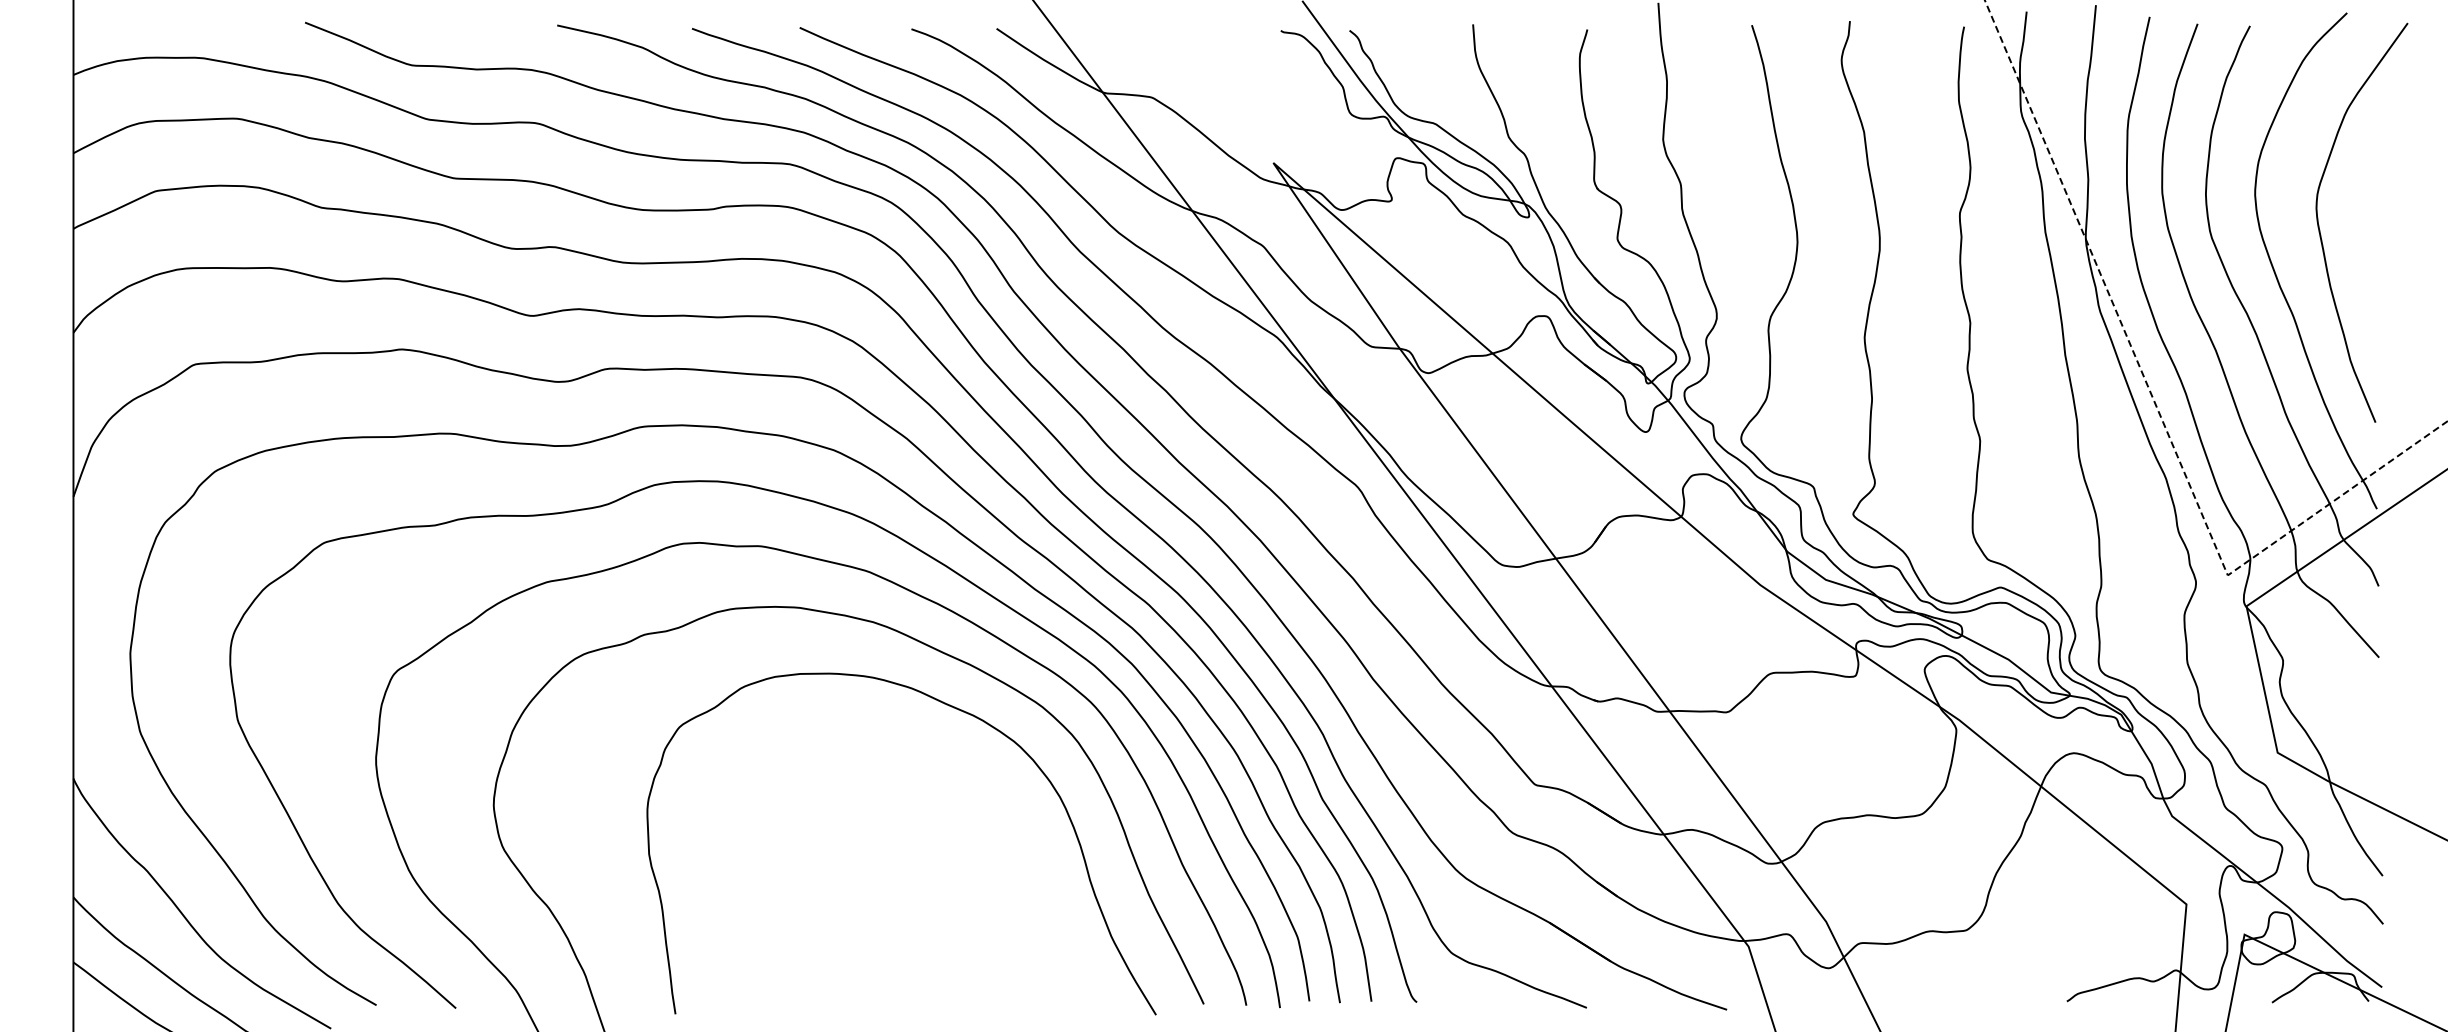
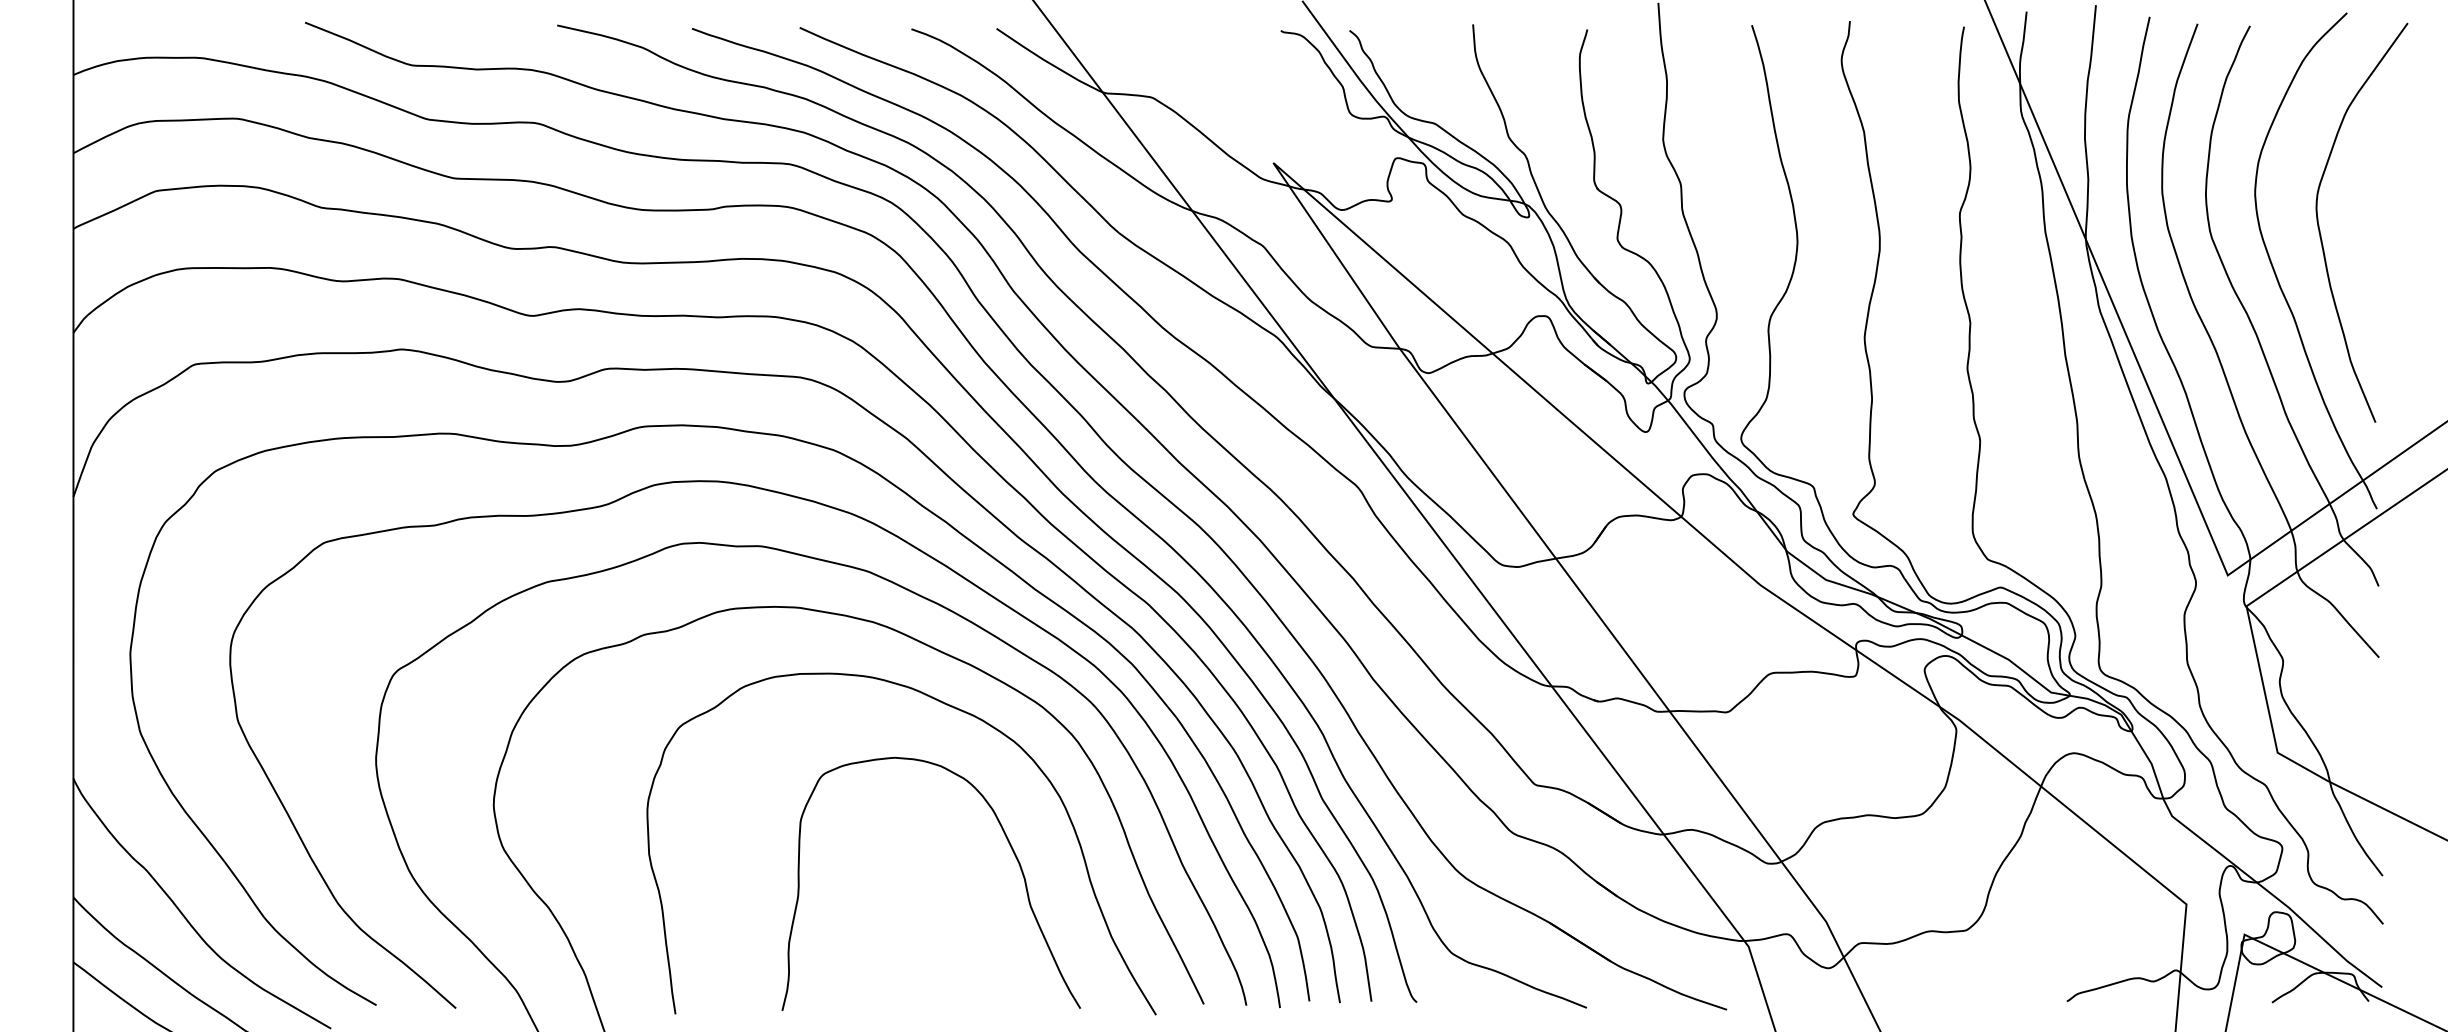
line: dashed -> solid (2158, 411)
curve: none -> present (1008, 843)
